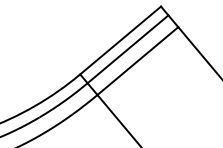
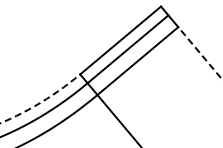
line: solid -> dashed (200, 53)
arc: solid -> dashed (42, 101)
